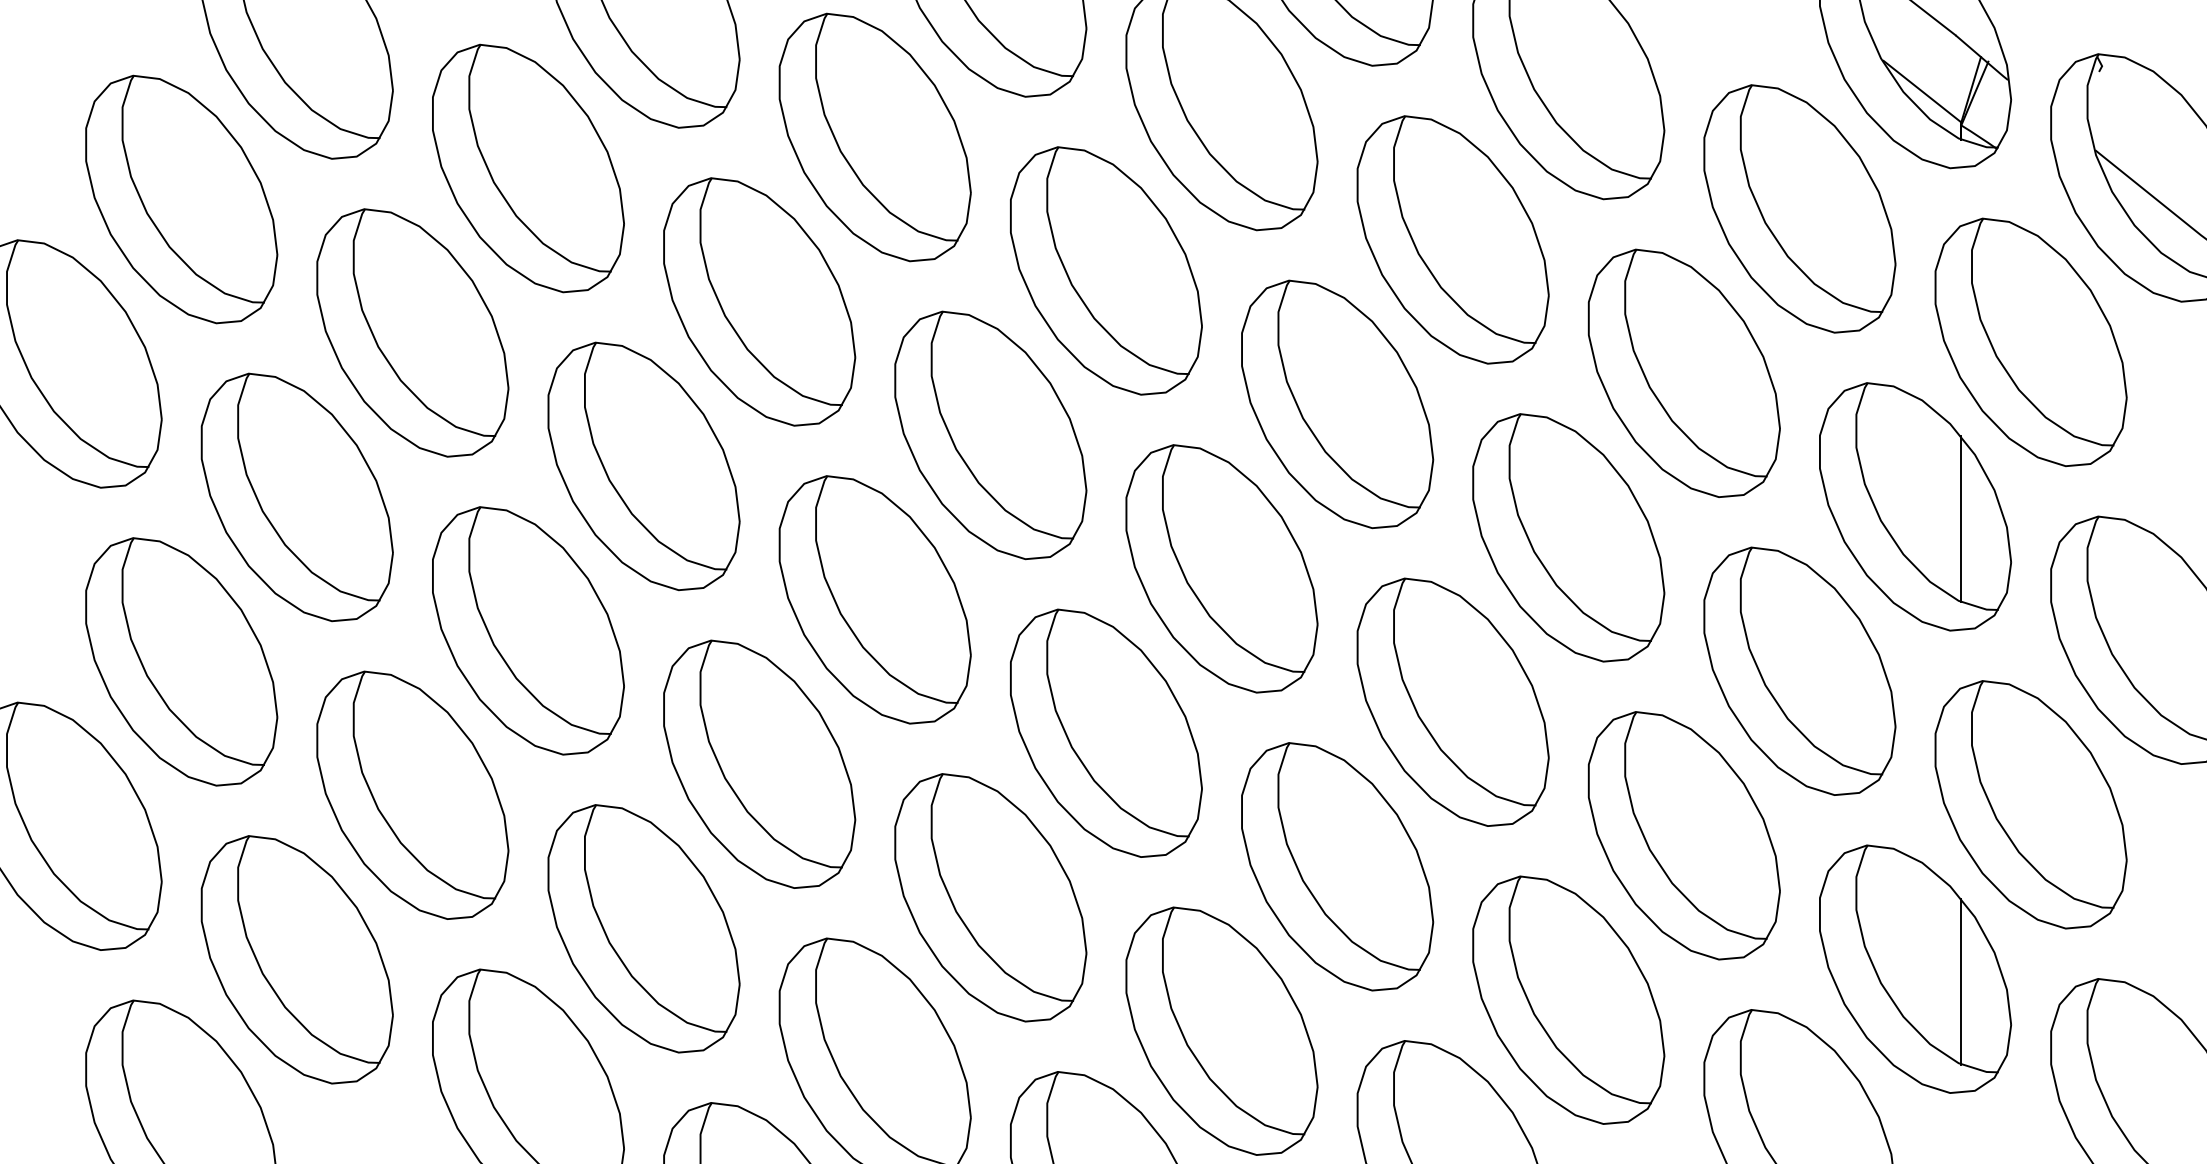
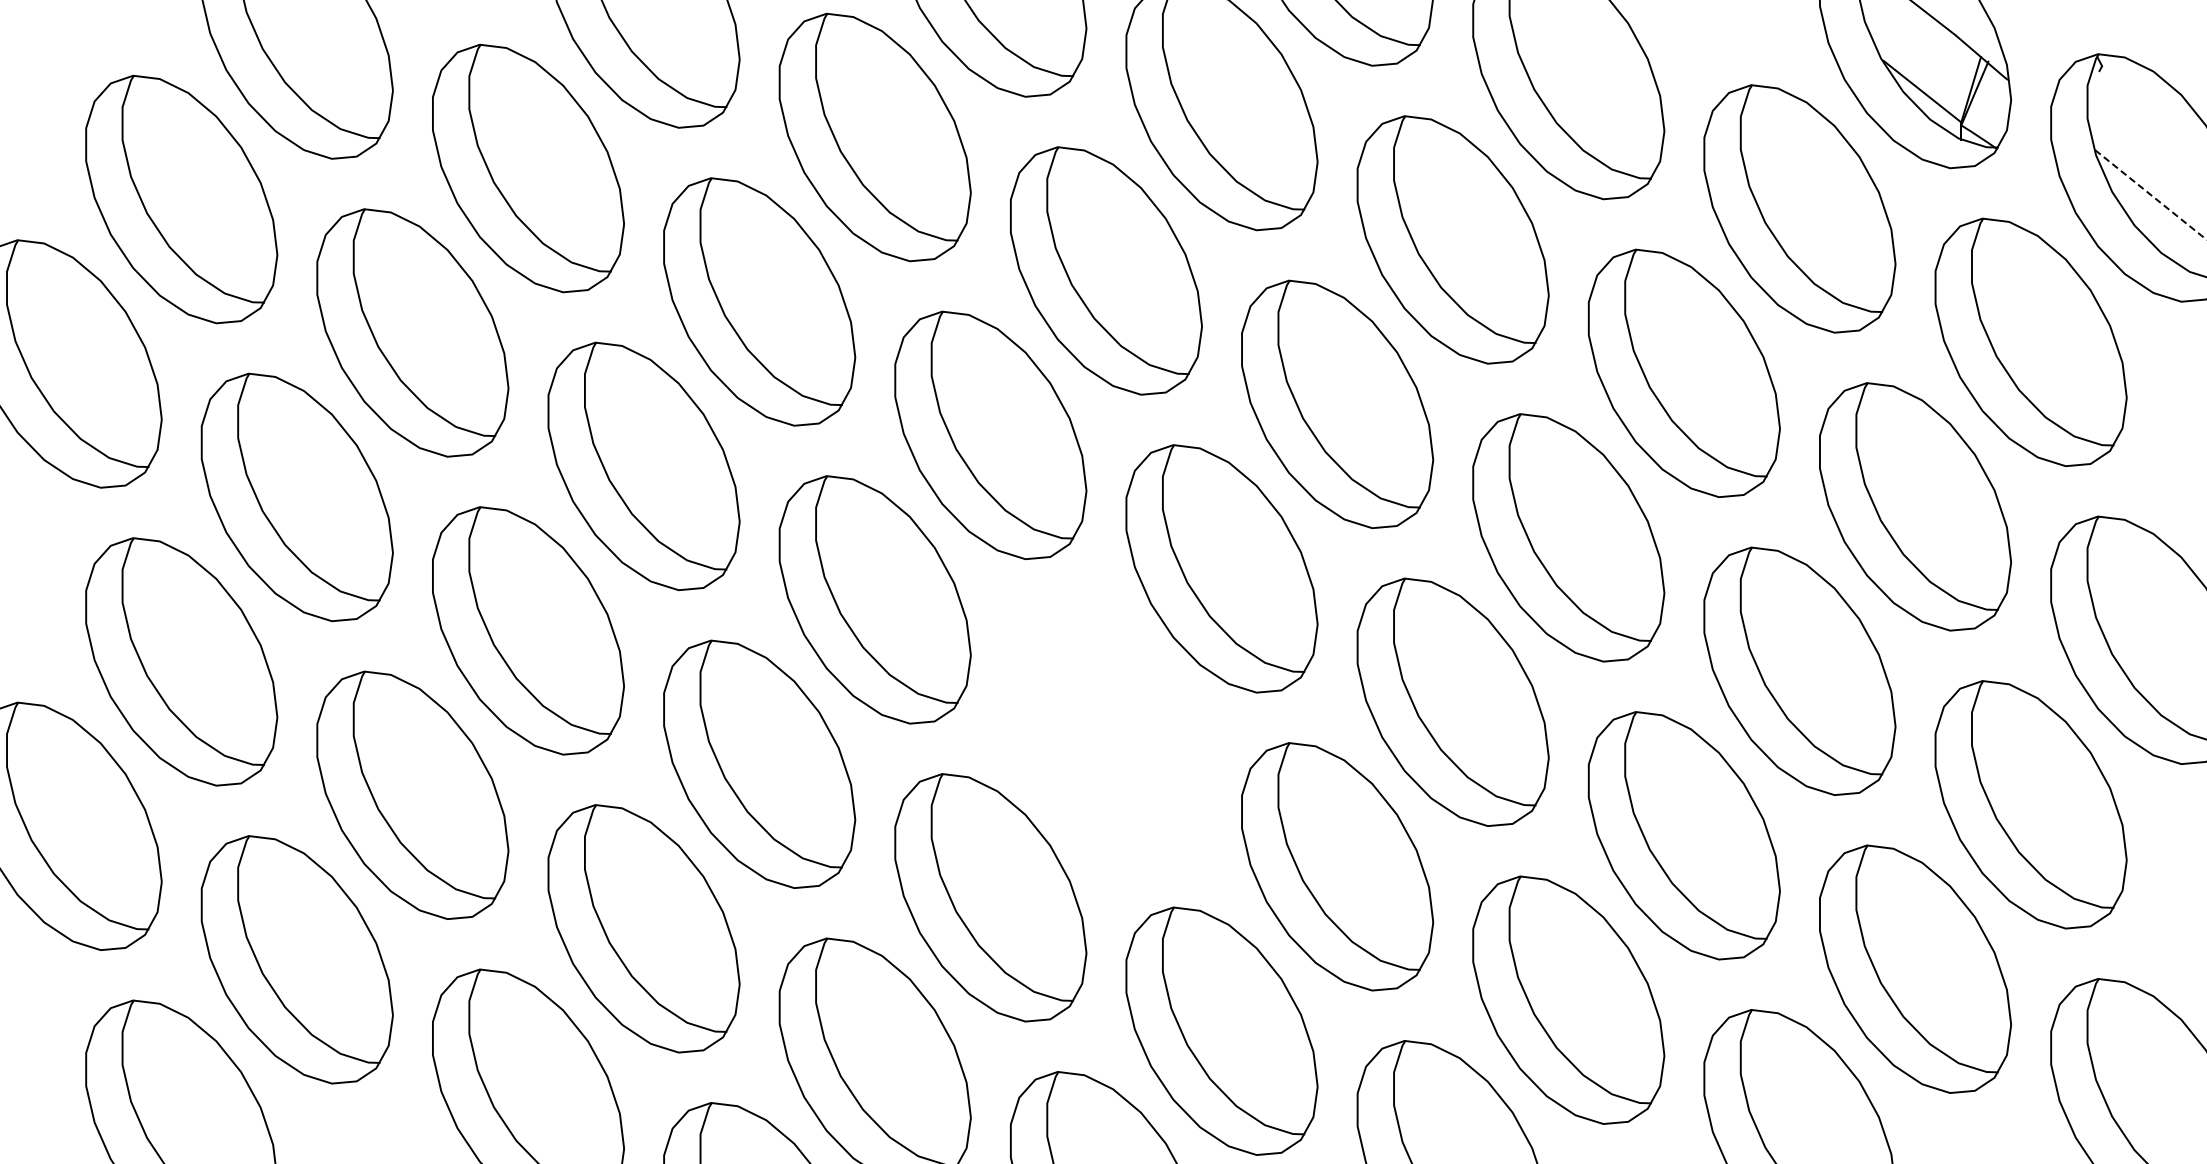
line: solid -> dashed (2151, 195)
line: present -> none (1961, 519)
part: present -> none (1106, 732)
line: present -> none (1961, 981)
